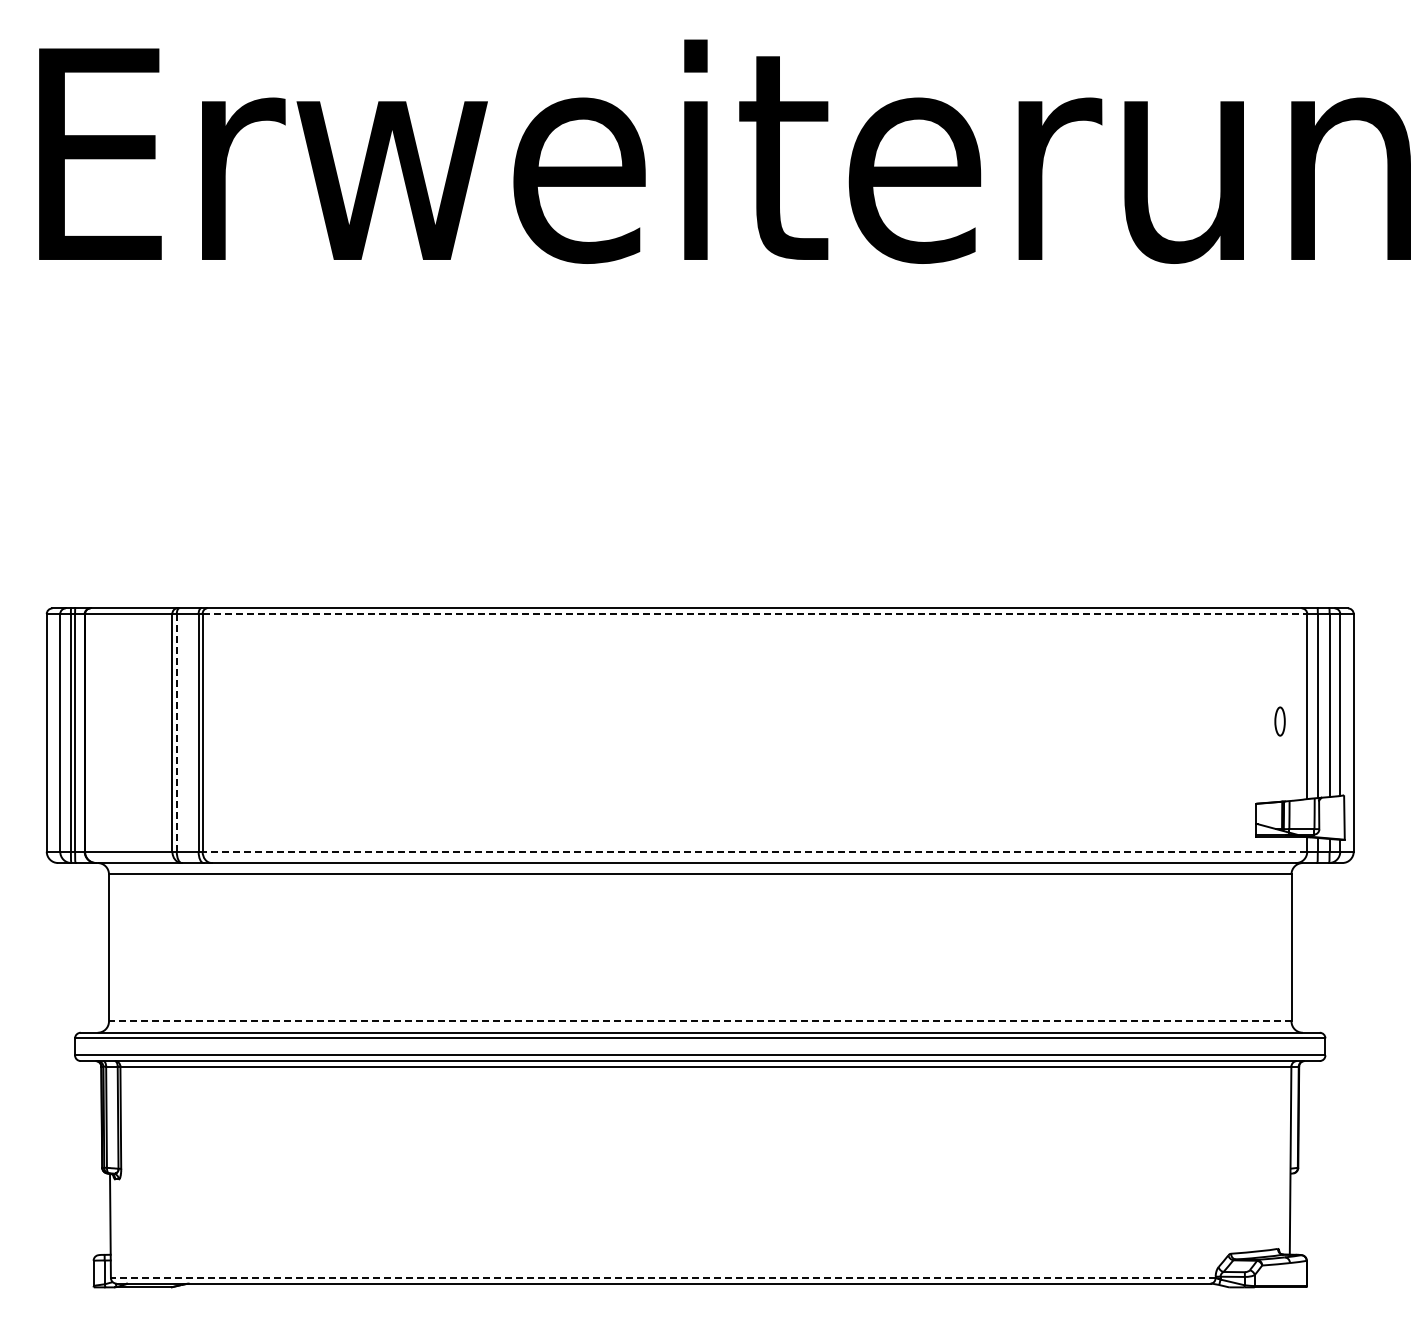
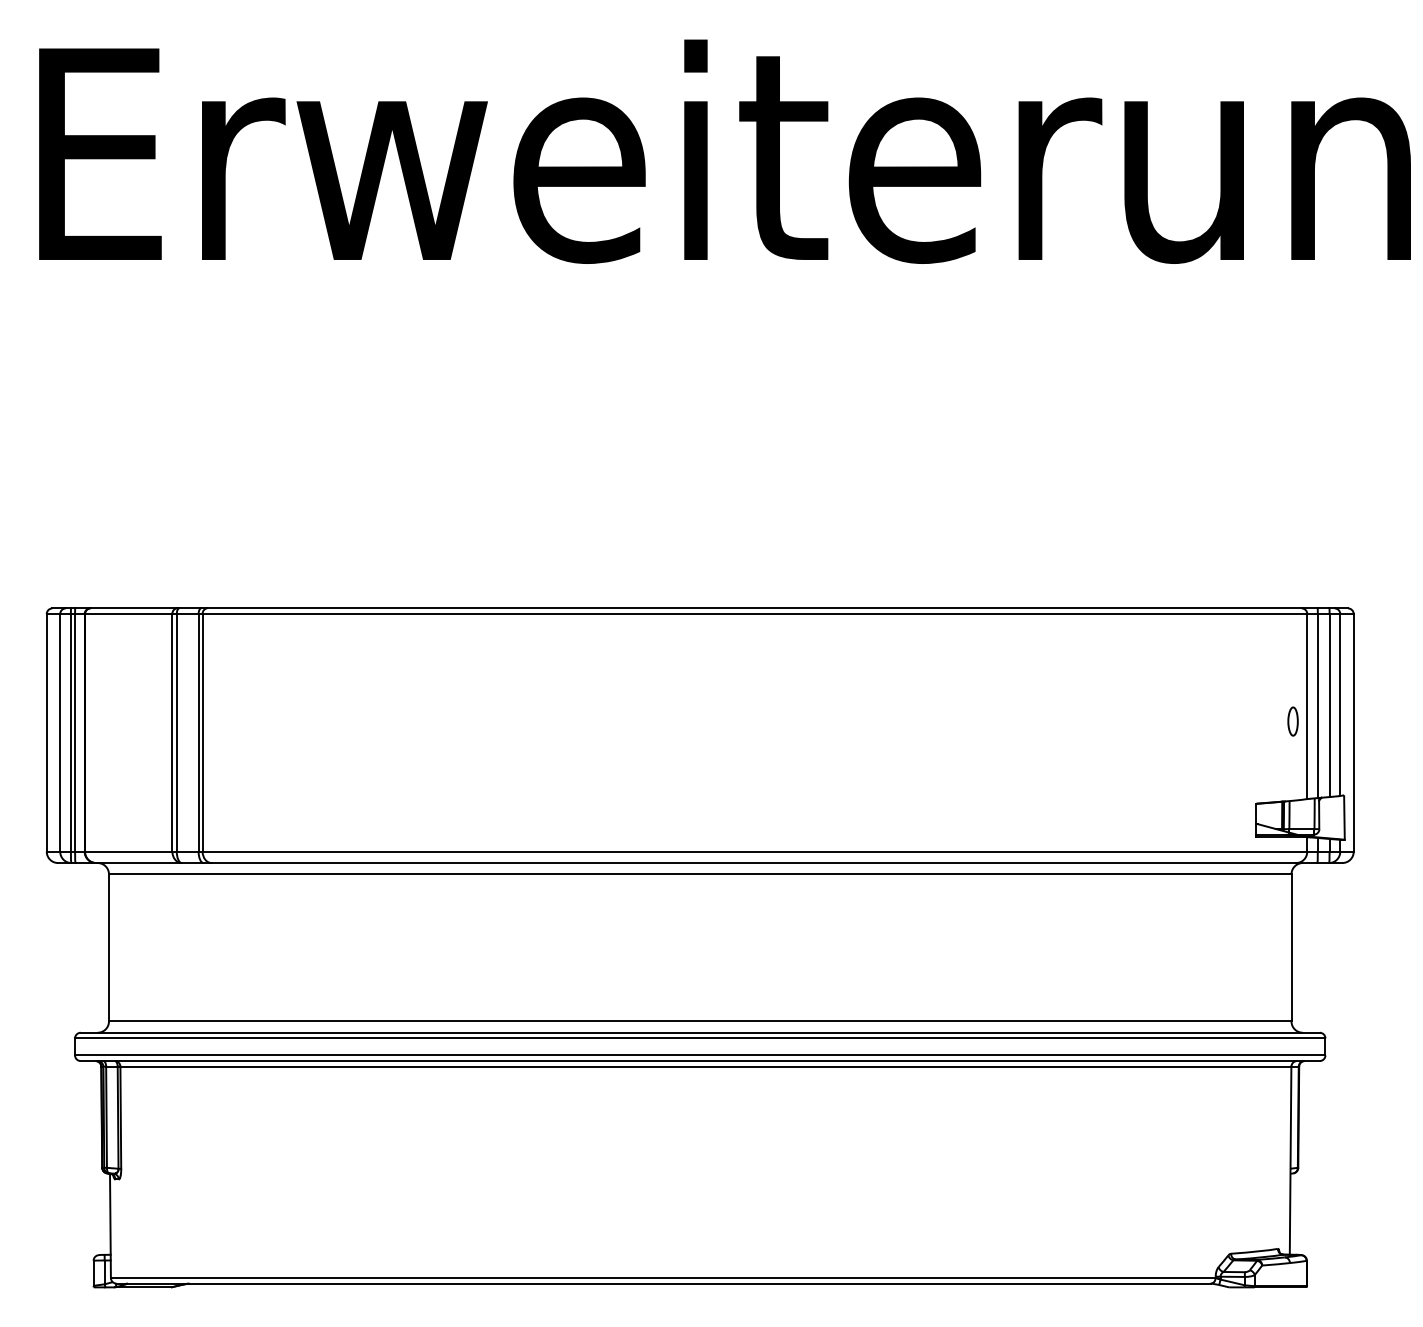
line: dashed -> solid (755, 614)
part position: (1279, 721) -> (1292, 721) (1292, 721)
line: dashed -> solid (176, 732)
line: dashed -> solid (754, 851)
line: dashed -> solid (699, 1021)
line: dashed -> solid (662, 1278)
